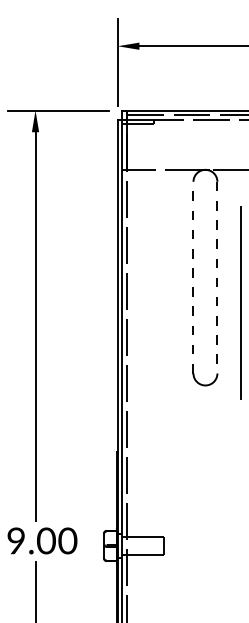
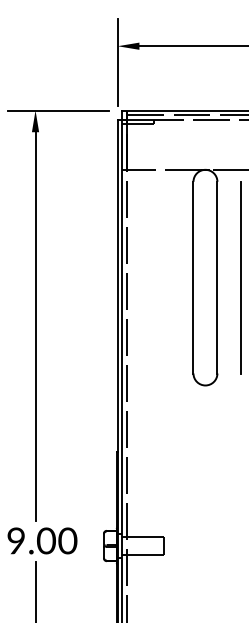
line: dashed -> solid (193, 277)
line: dashed -> solid (217, 277)
line position: (240, 302) -> (240, 277) (240, 277)
